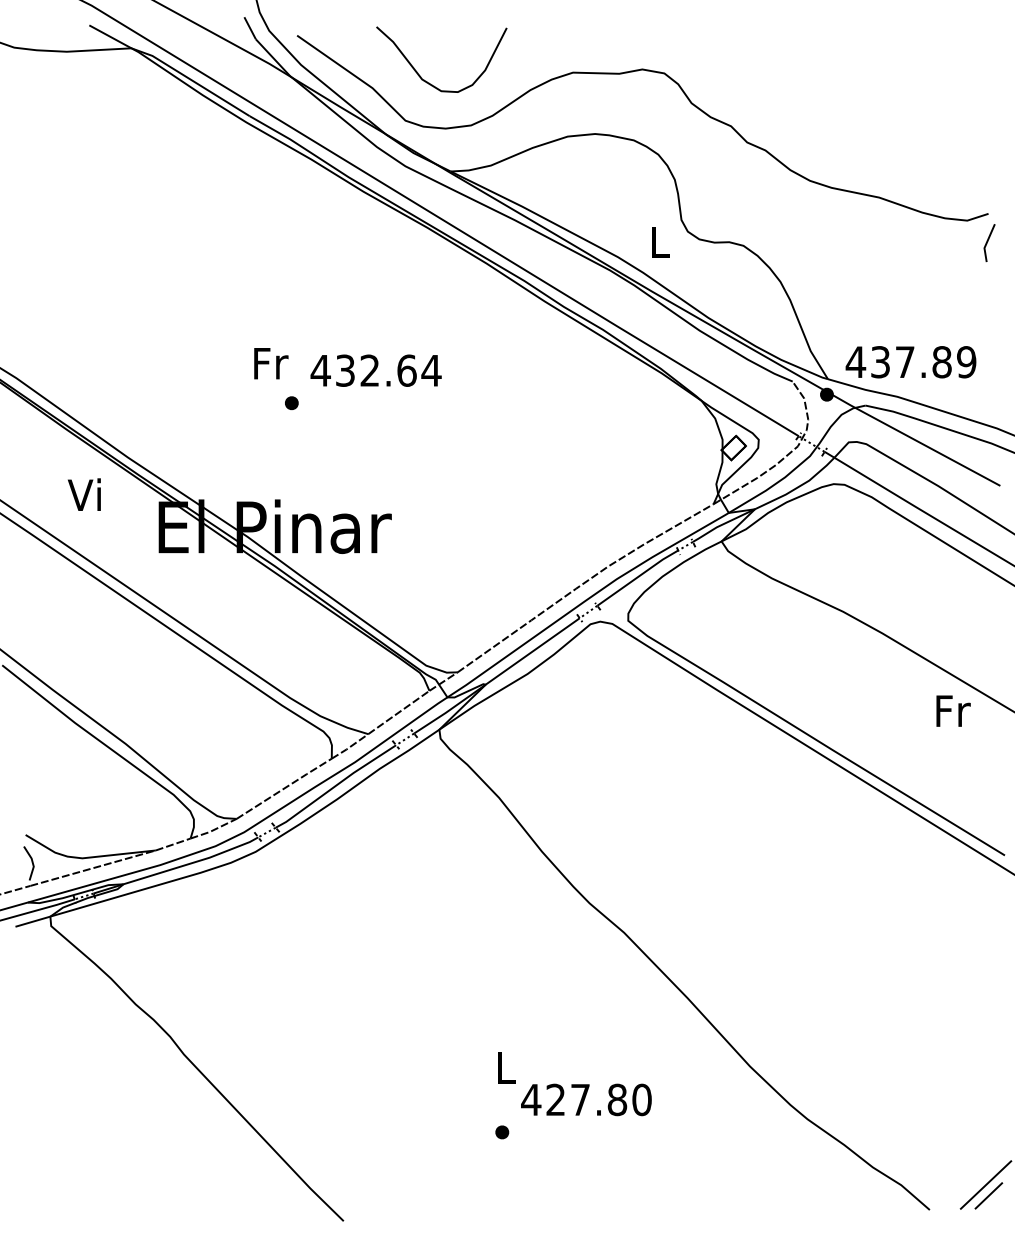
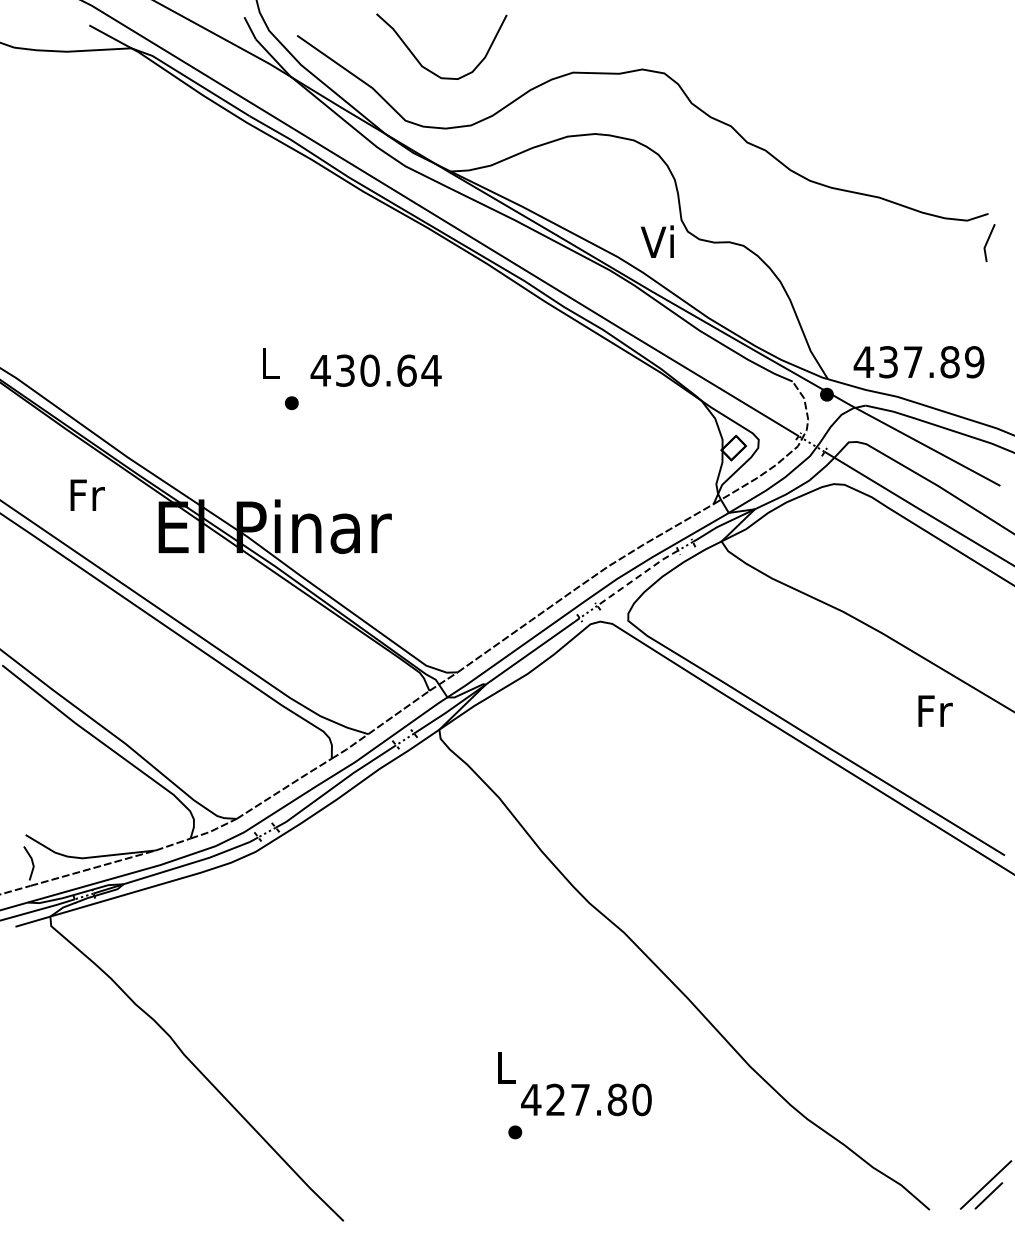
curve position: (429, 82) -> (429, 69) (429, 69)
text: L -> Vi (656, 241)
text position: (910, 362) -> (918, 362) (918, 362)
text: Fr -> L (271, 363)
text: 432.64 -> 430.64 (369, 370)
text: Vi -> Fr (85, 494)
line: solid -> dashed (637, 577)
text position: (953, 710) -> (935, 710) (935, 710)
part position: (502, 1132) -> (515, 1132) (515, 1132)
